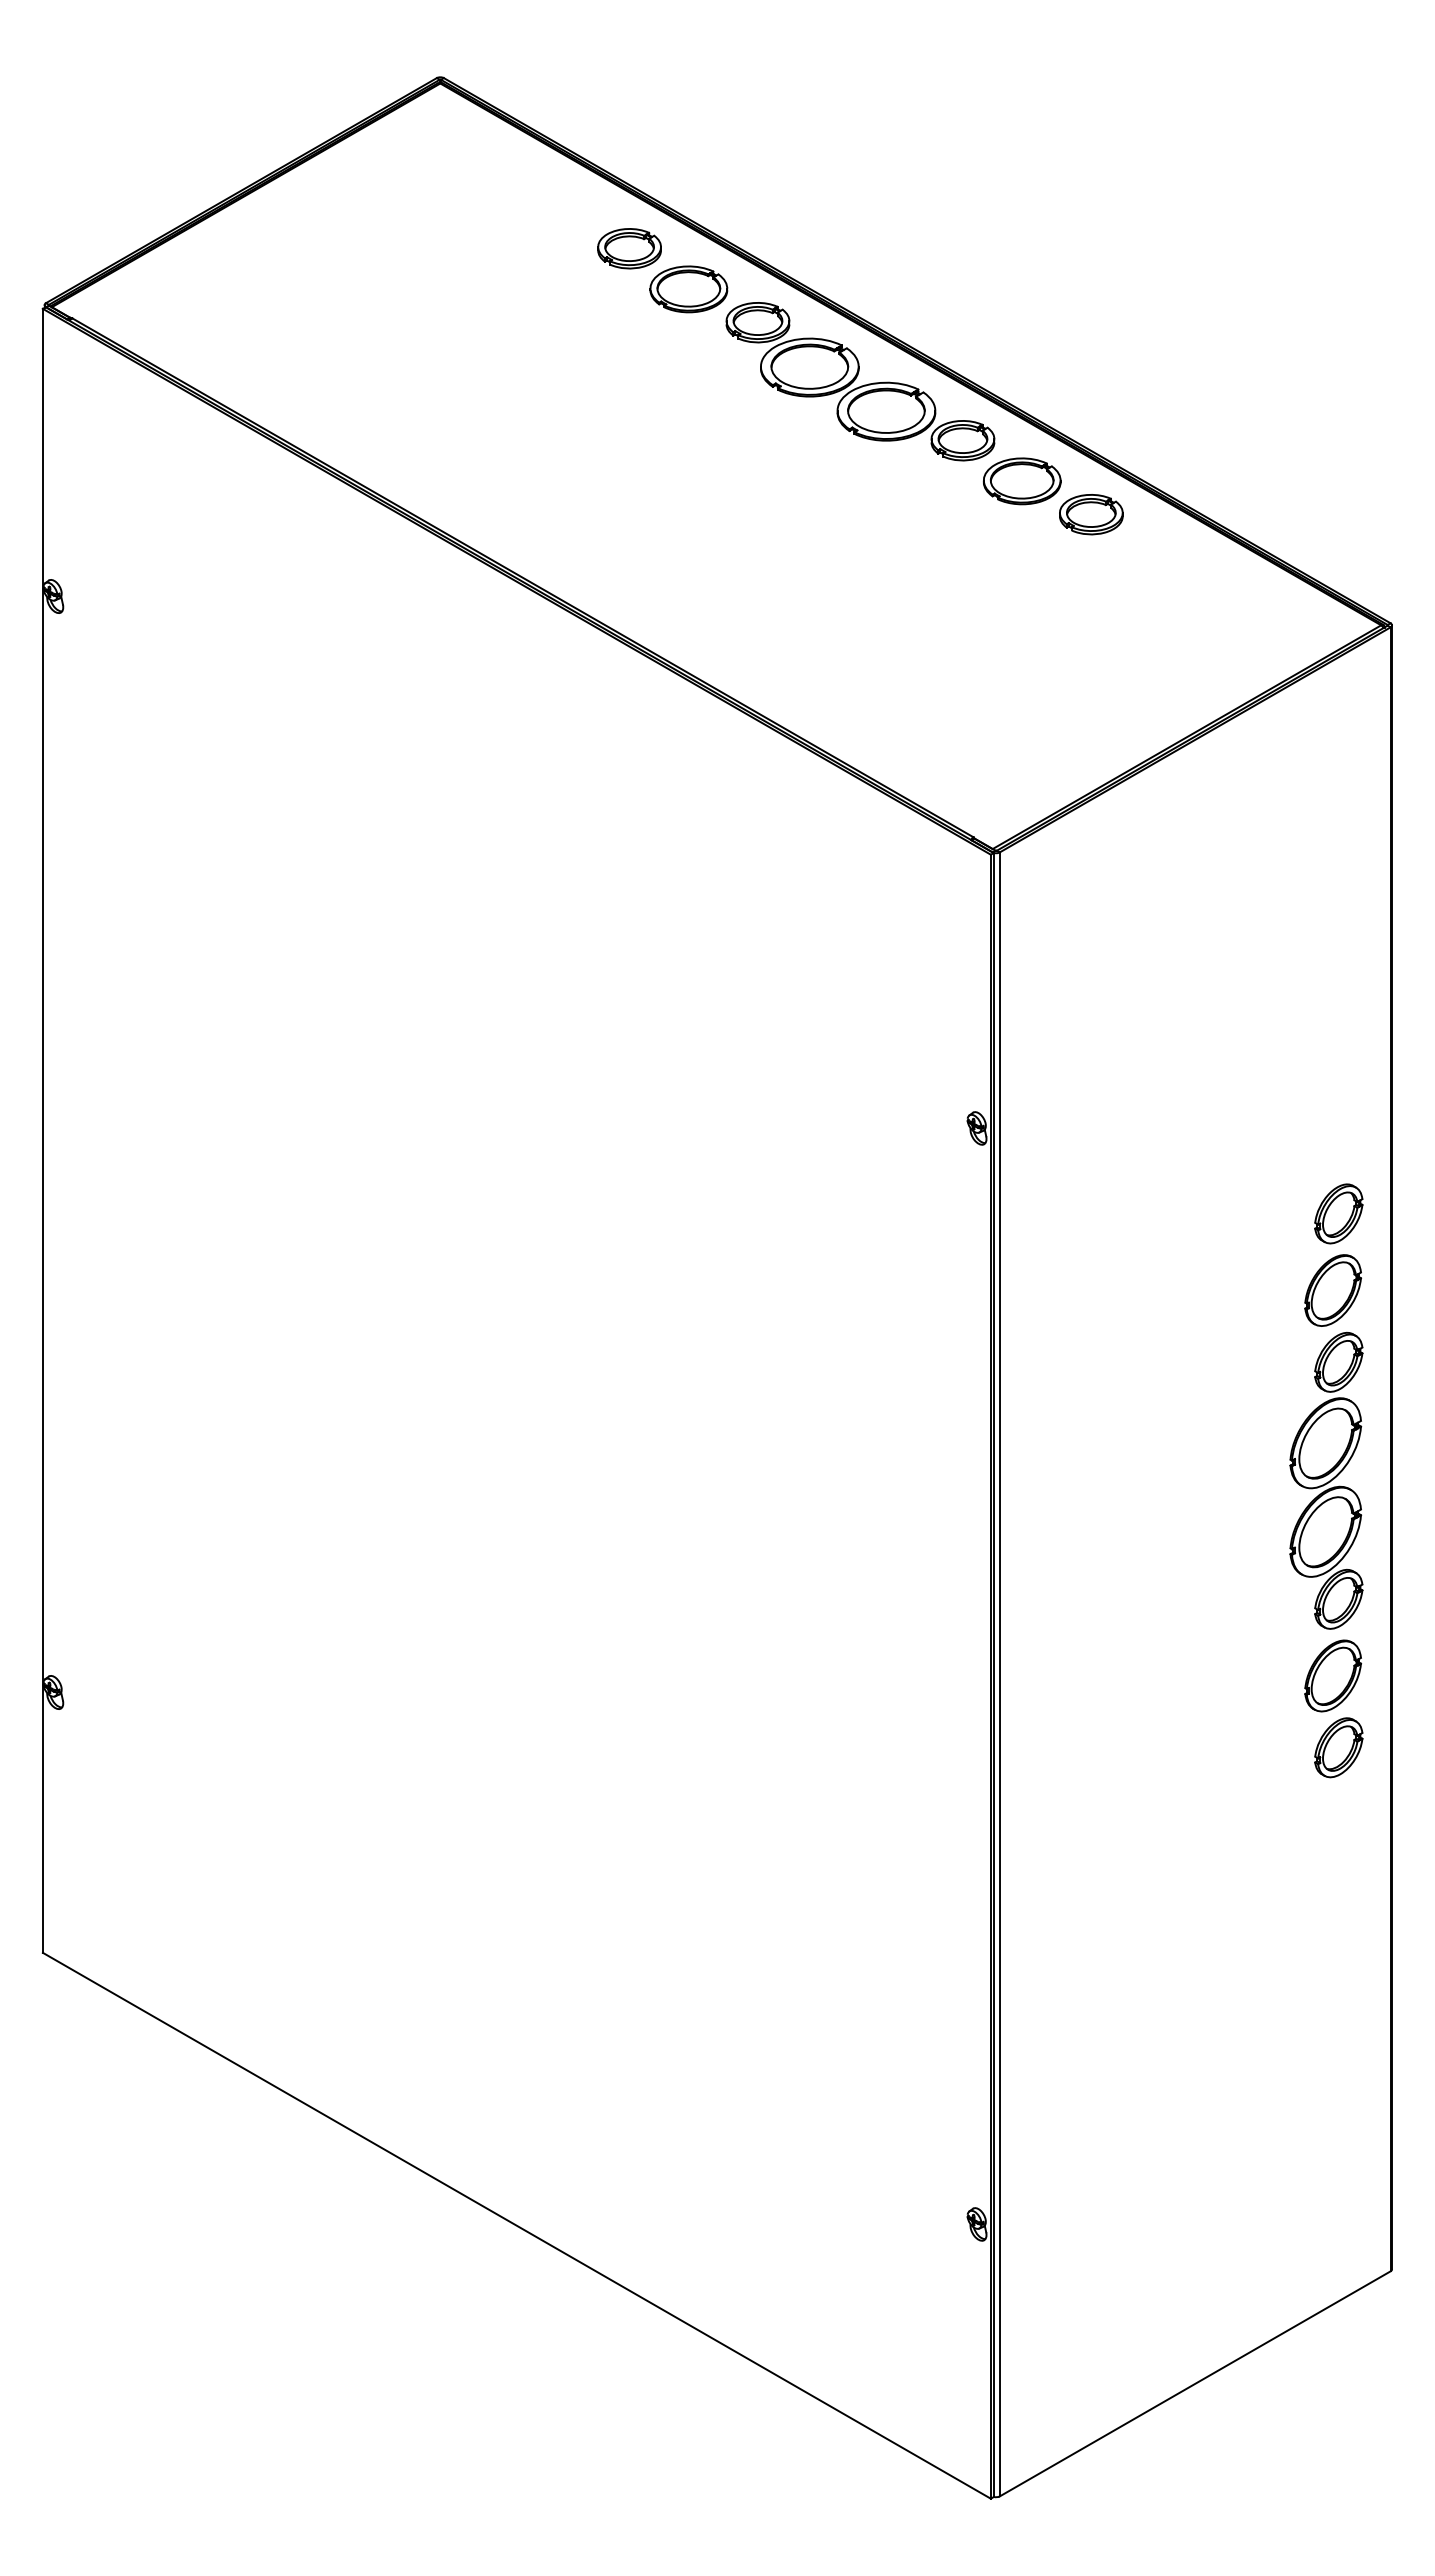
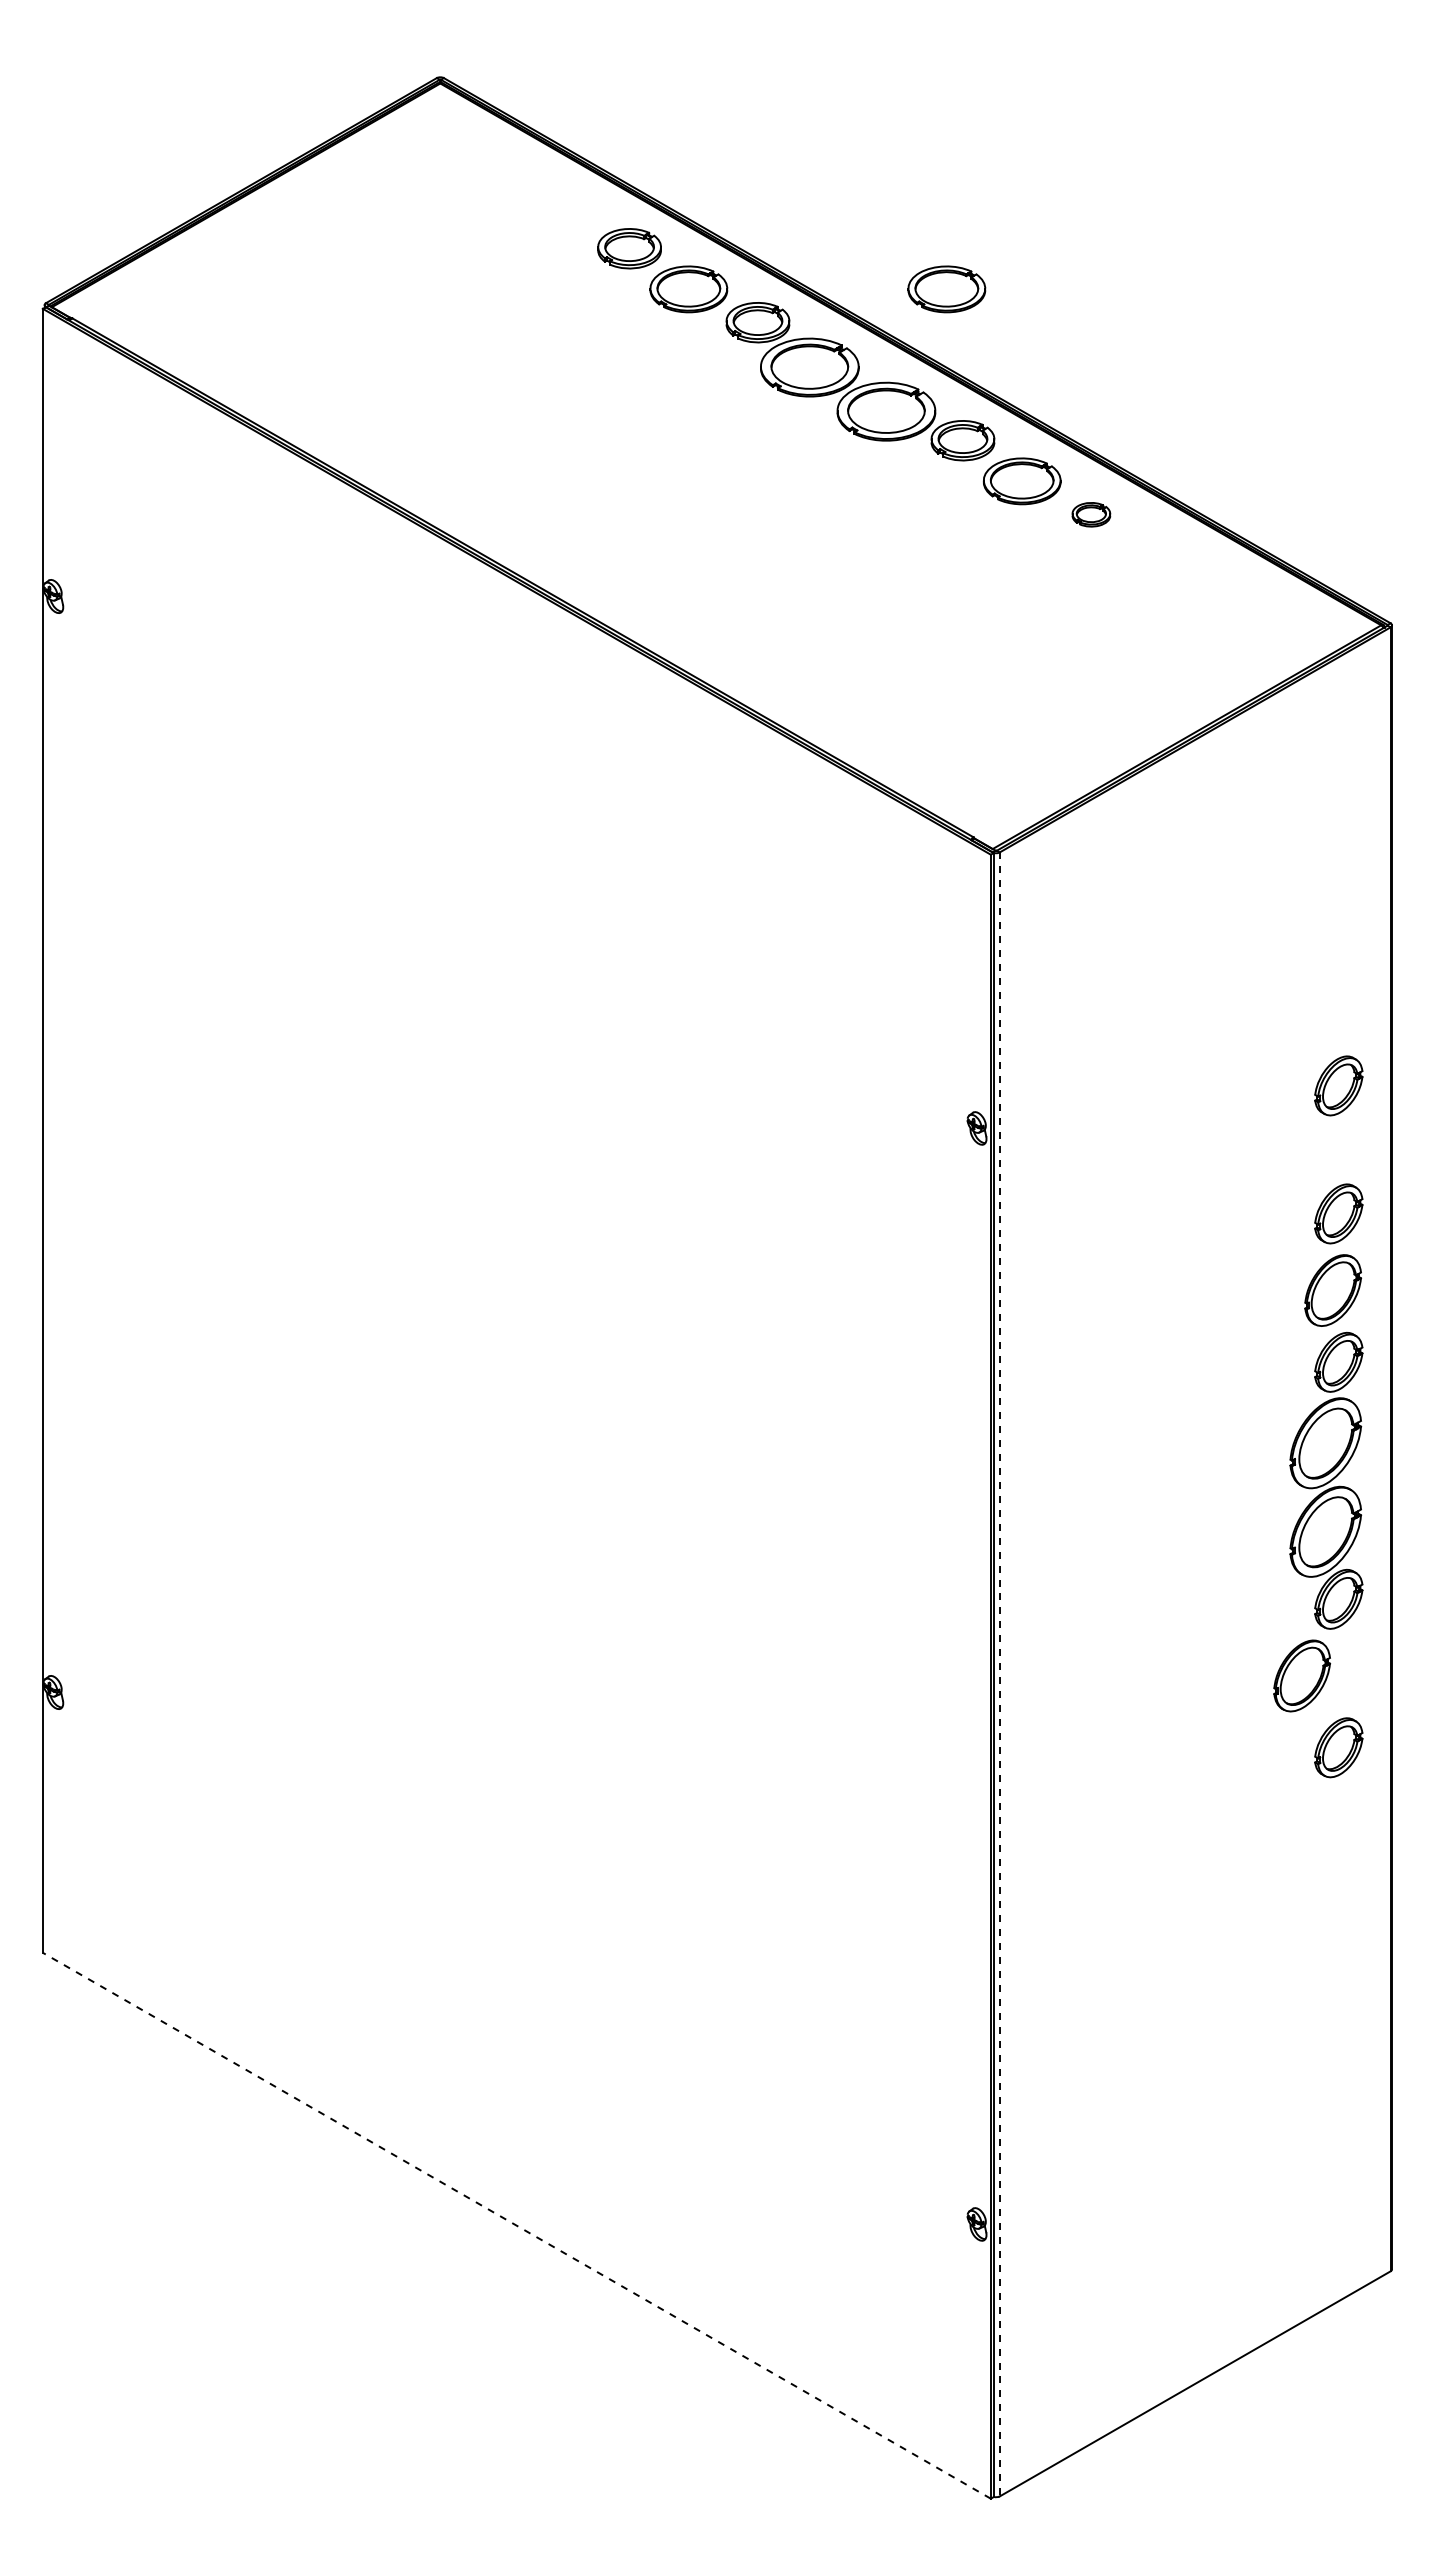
part: none -> present (946, 289)
part size: 65x42 px -> 41x26 px (1091, 514)
part: none -> present (1338, 1085)
line: solid -> dashed (999, 1674)
part position: (1333, 1675) -> (1302, 1675) (1302, 1675)
line: solid -> dashed (516, 2225)
